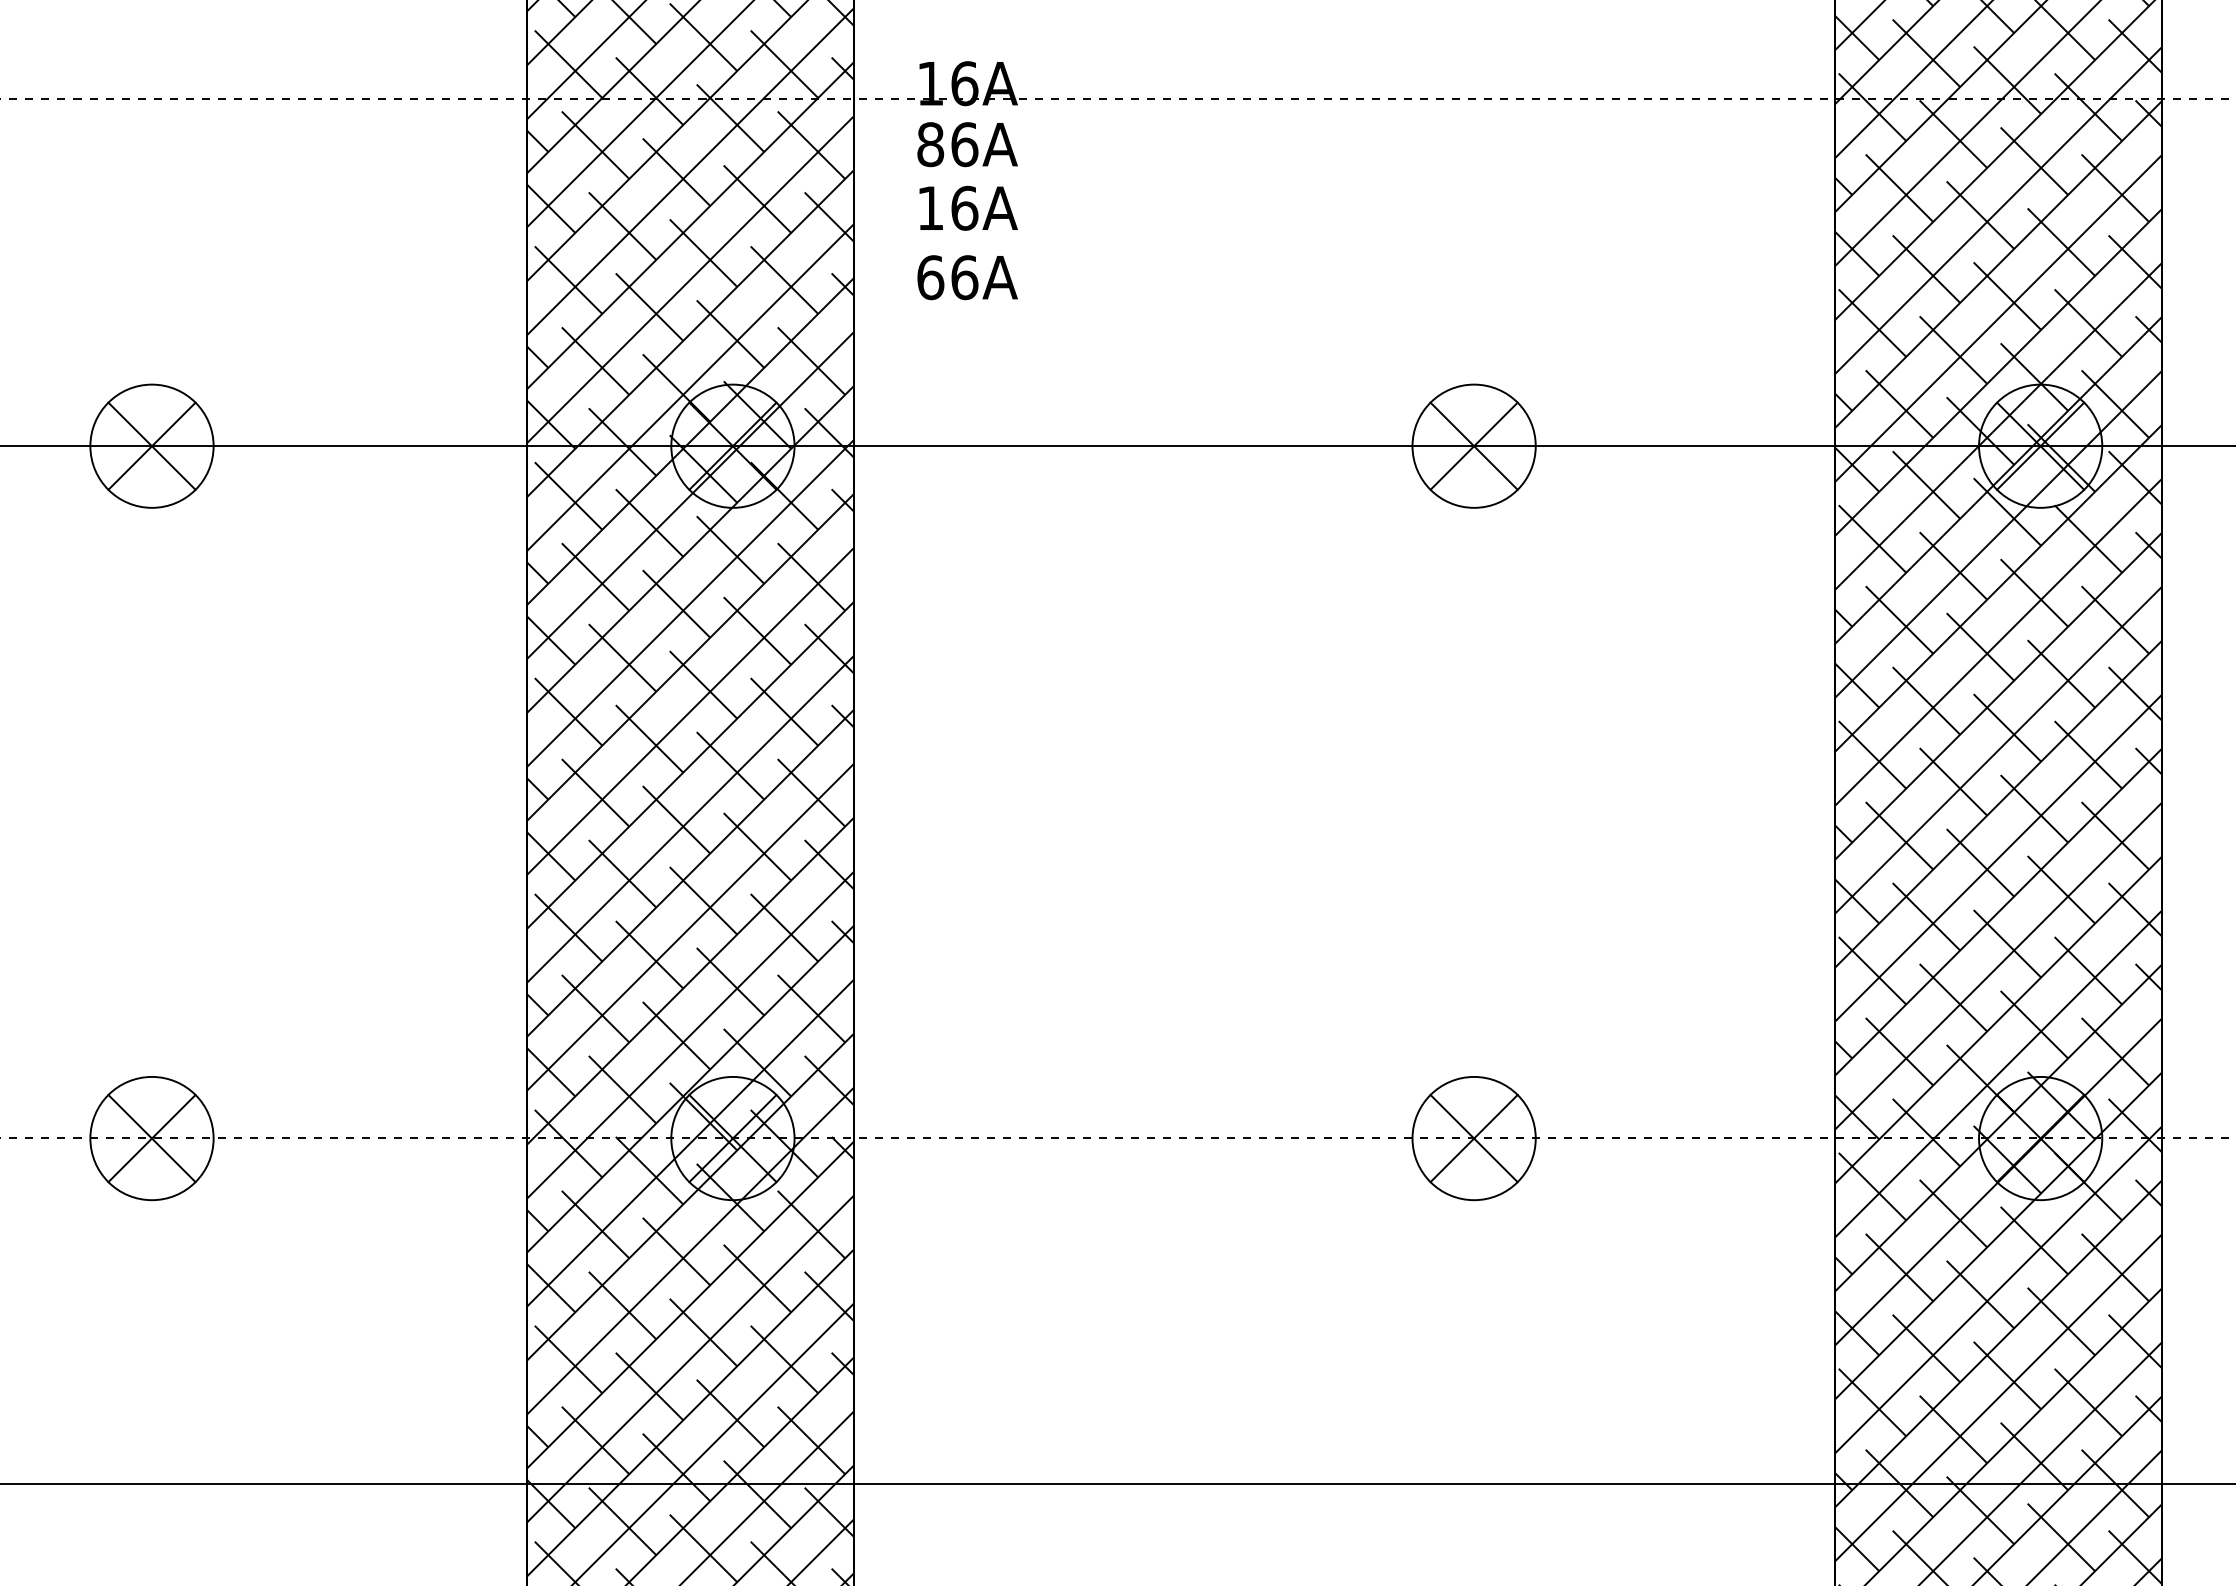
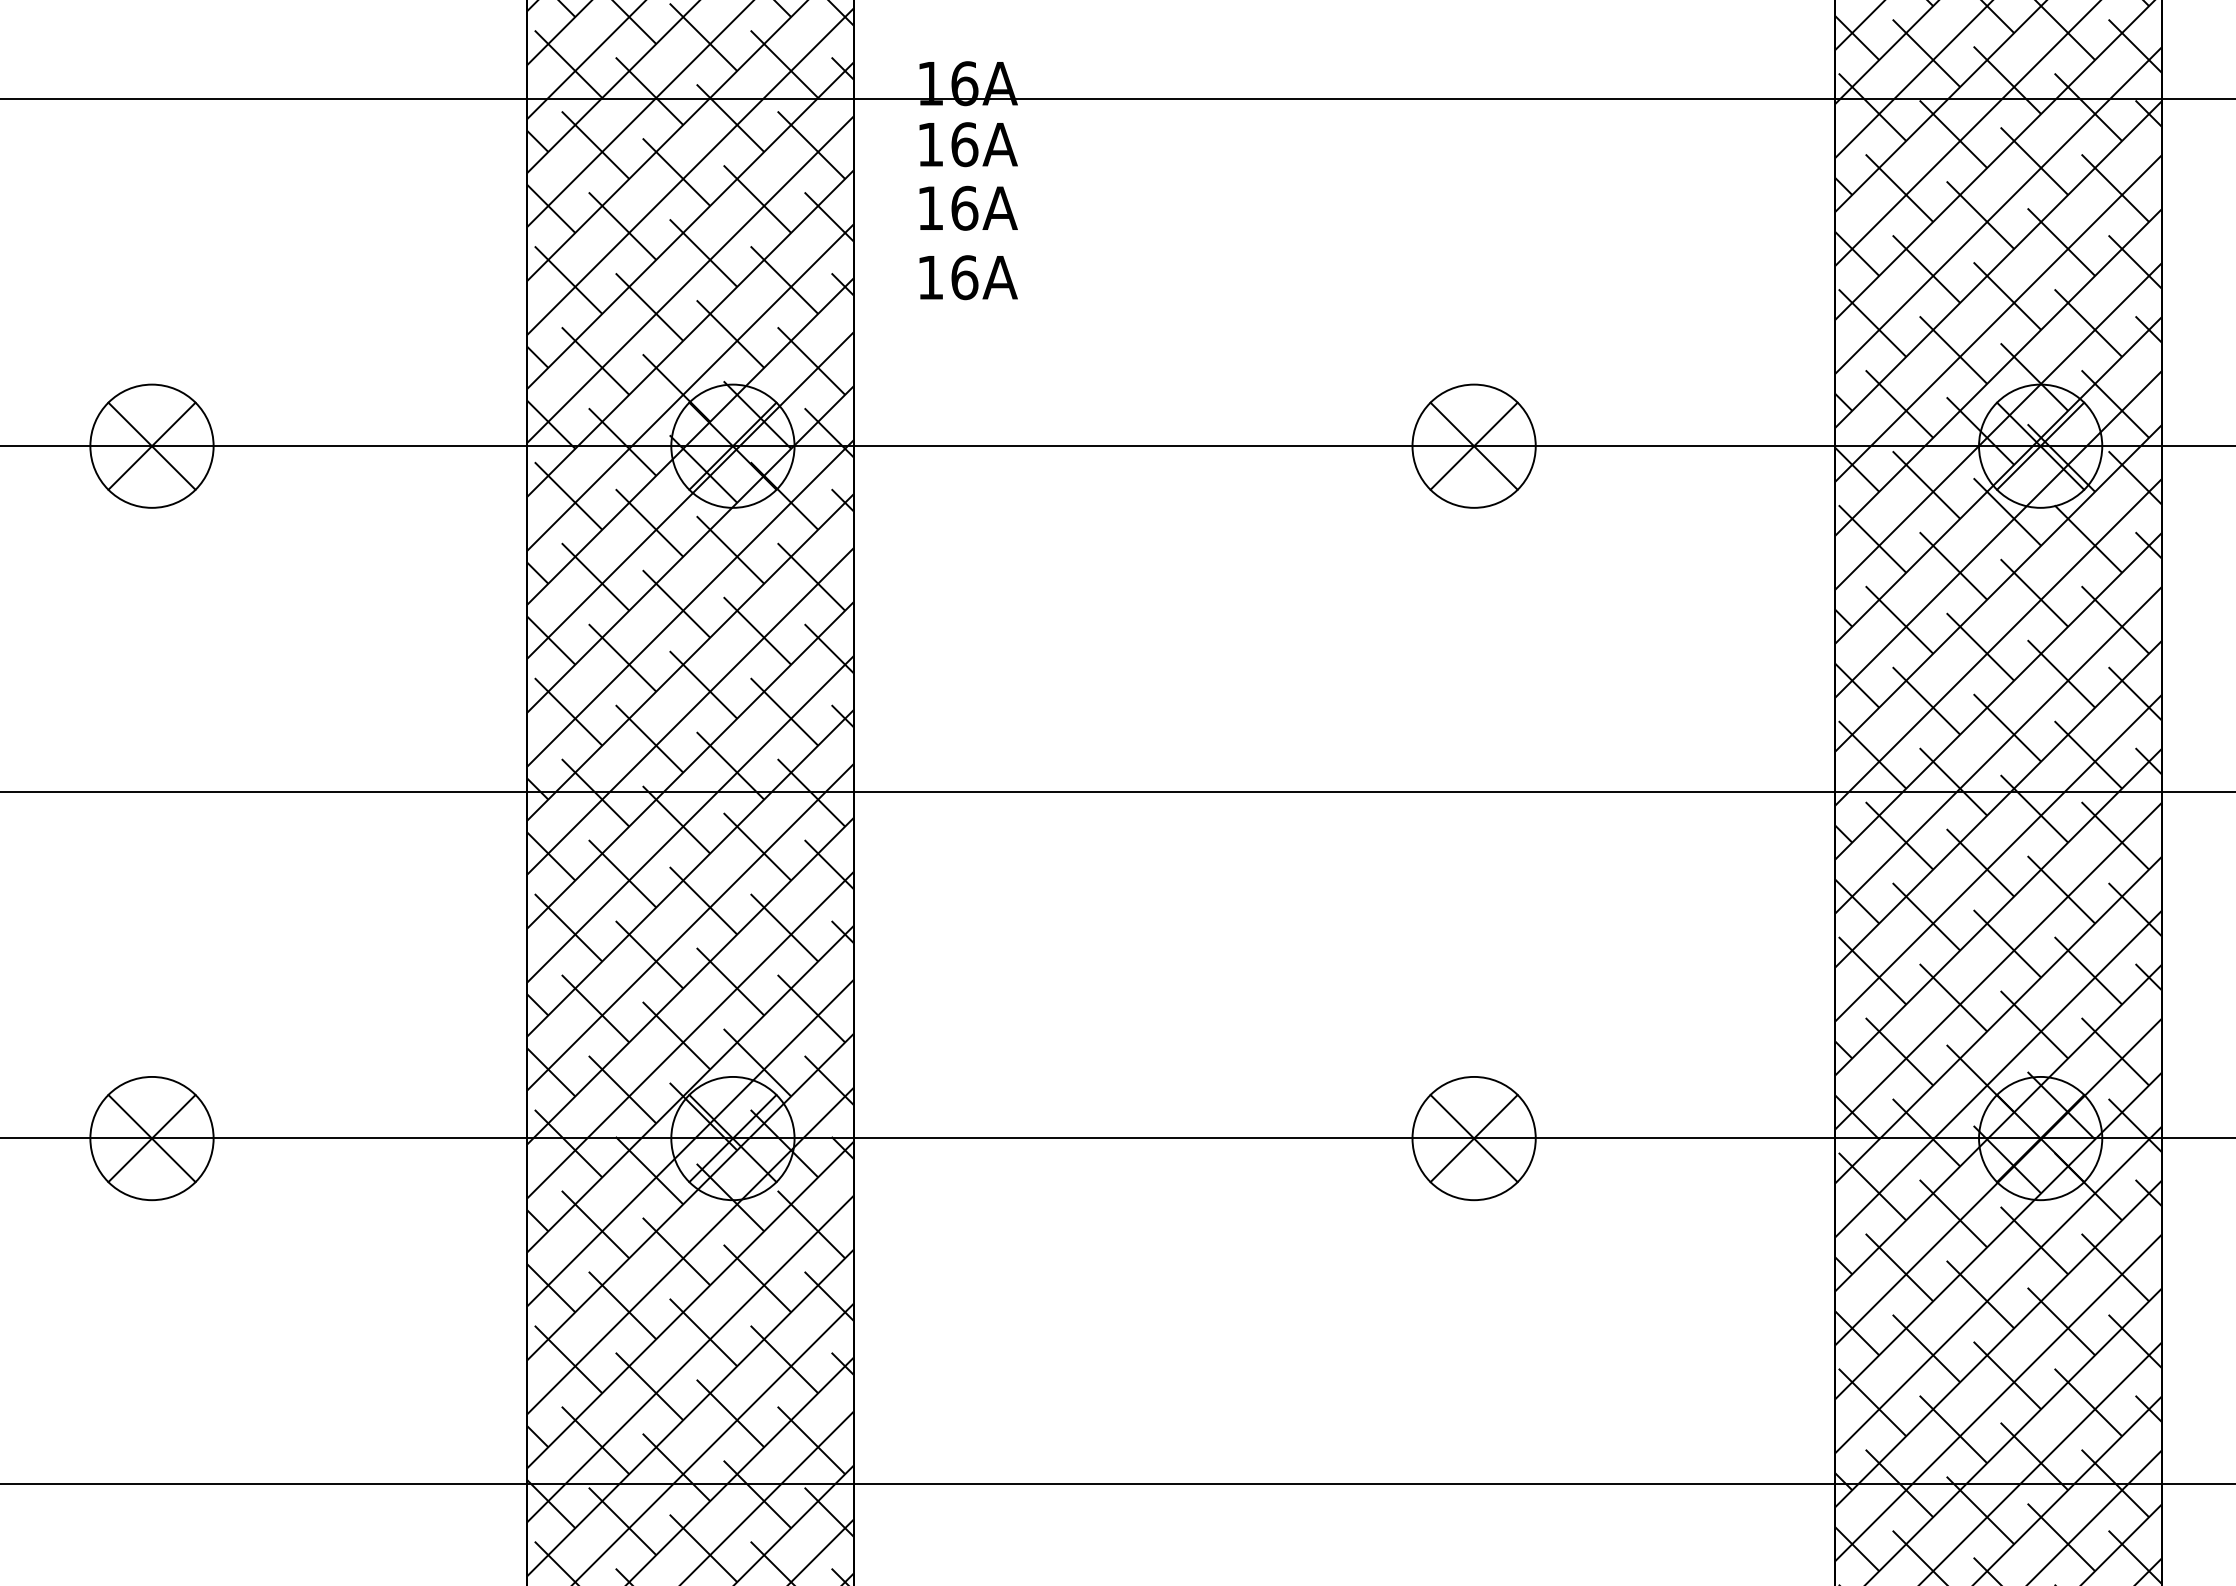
line: dashed -> solid (1118, 99)
text: 86A -> 16A (930, 144)
text: 66A -> 16A (930, 277)
line: none -> present (1117, 791)
line: dashed -> solid (1118, 1137)
